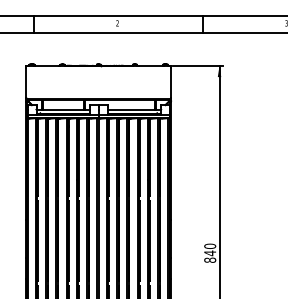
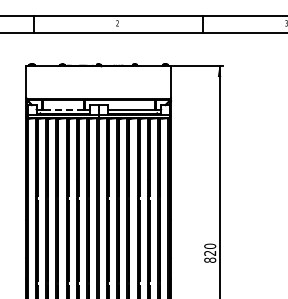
line: solid -> dashed (62, 109)
text: 840 -> 820 (210, 253)
